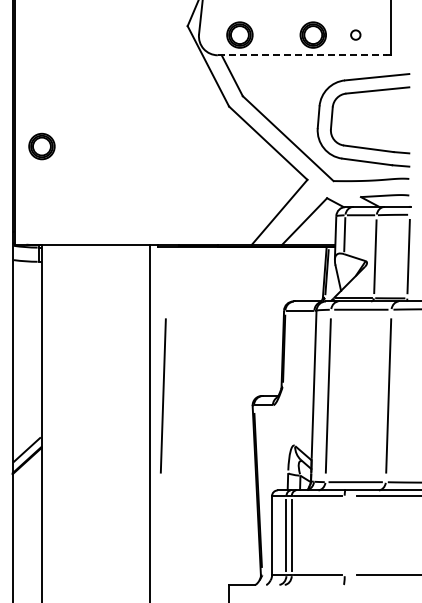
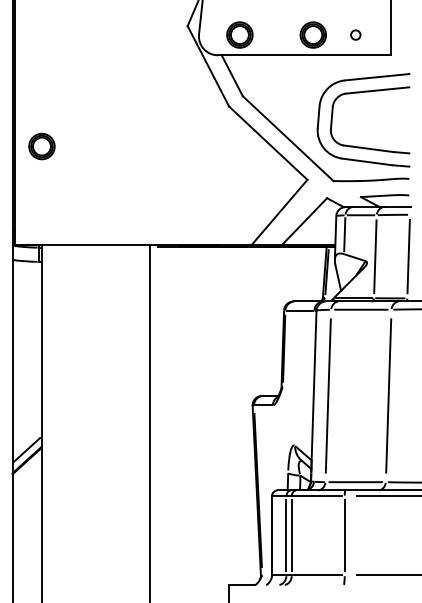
line: dashed -> solid (302, 55)
line: present -> none (163, 395)
line: none -> present (344, 535)
